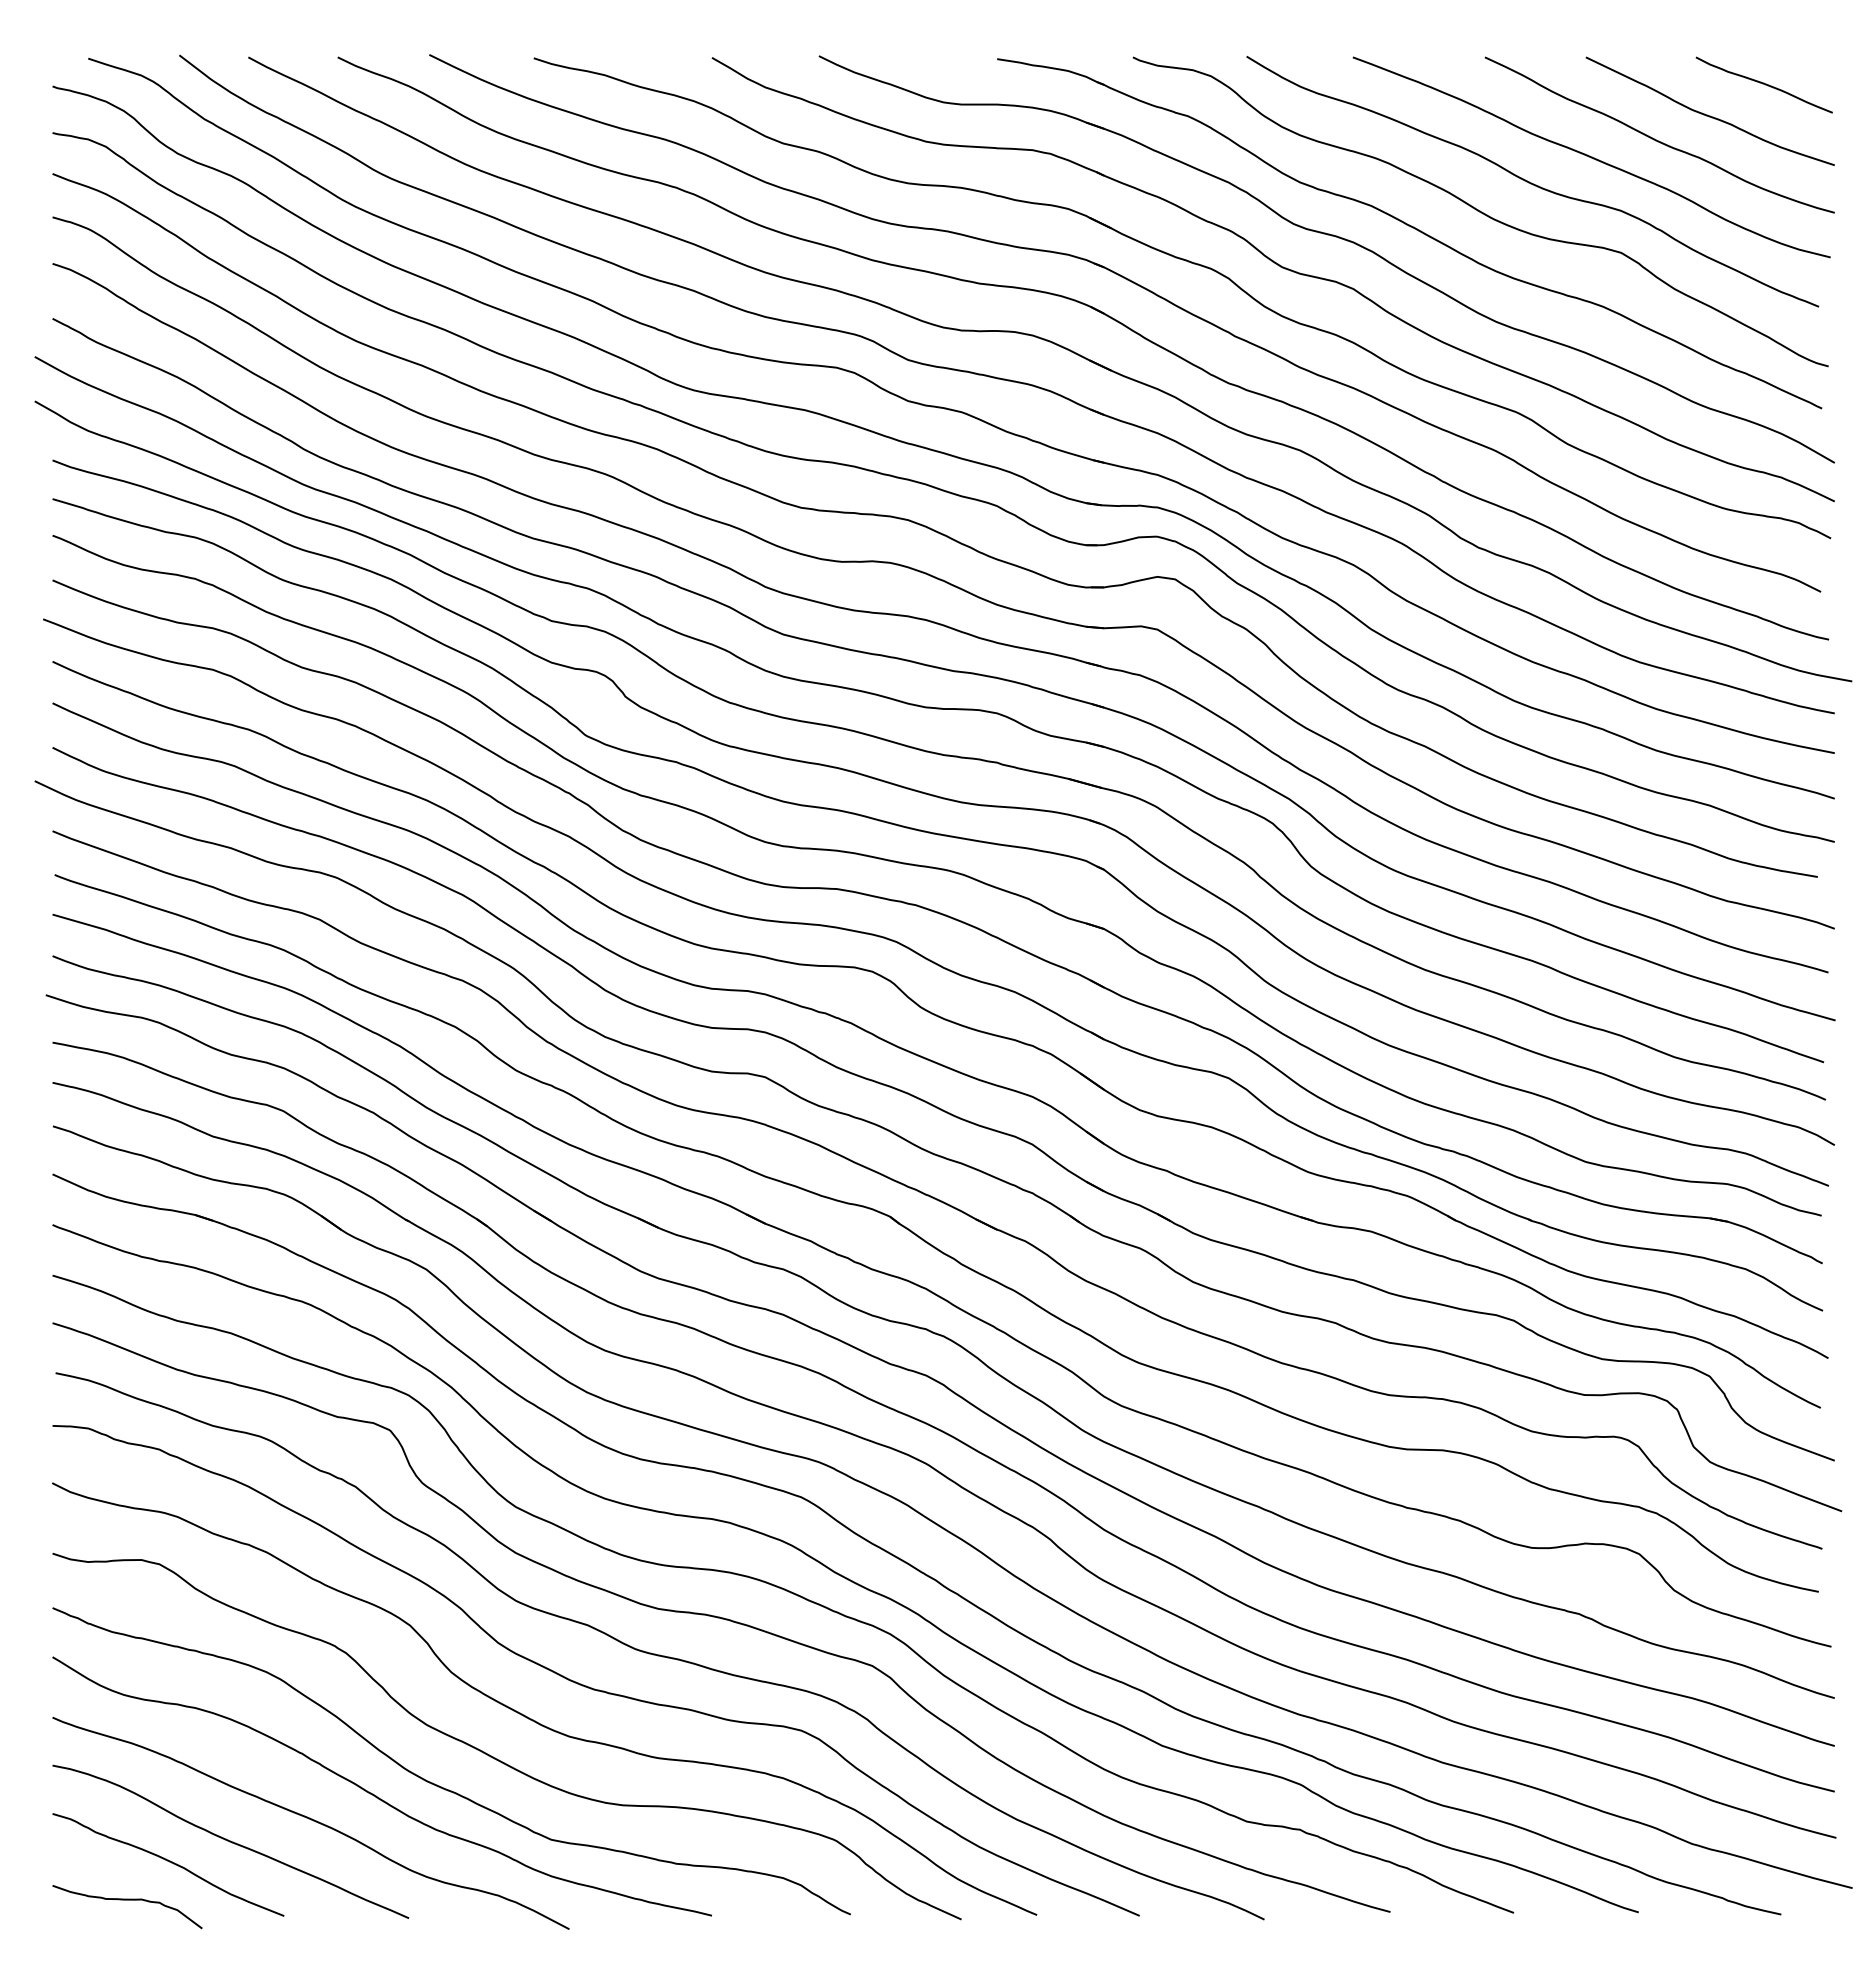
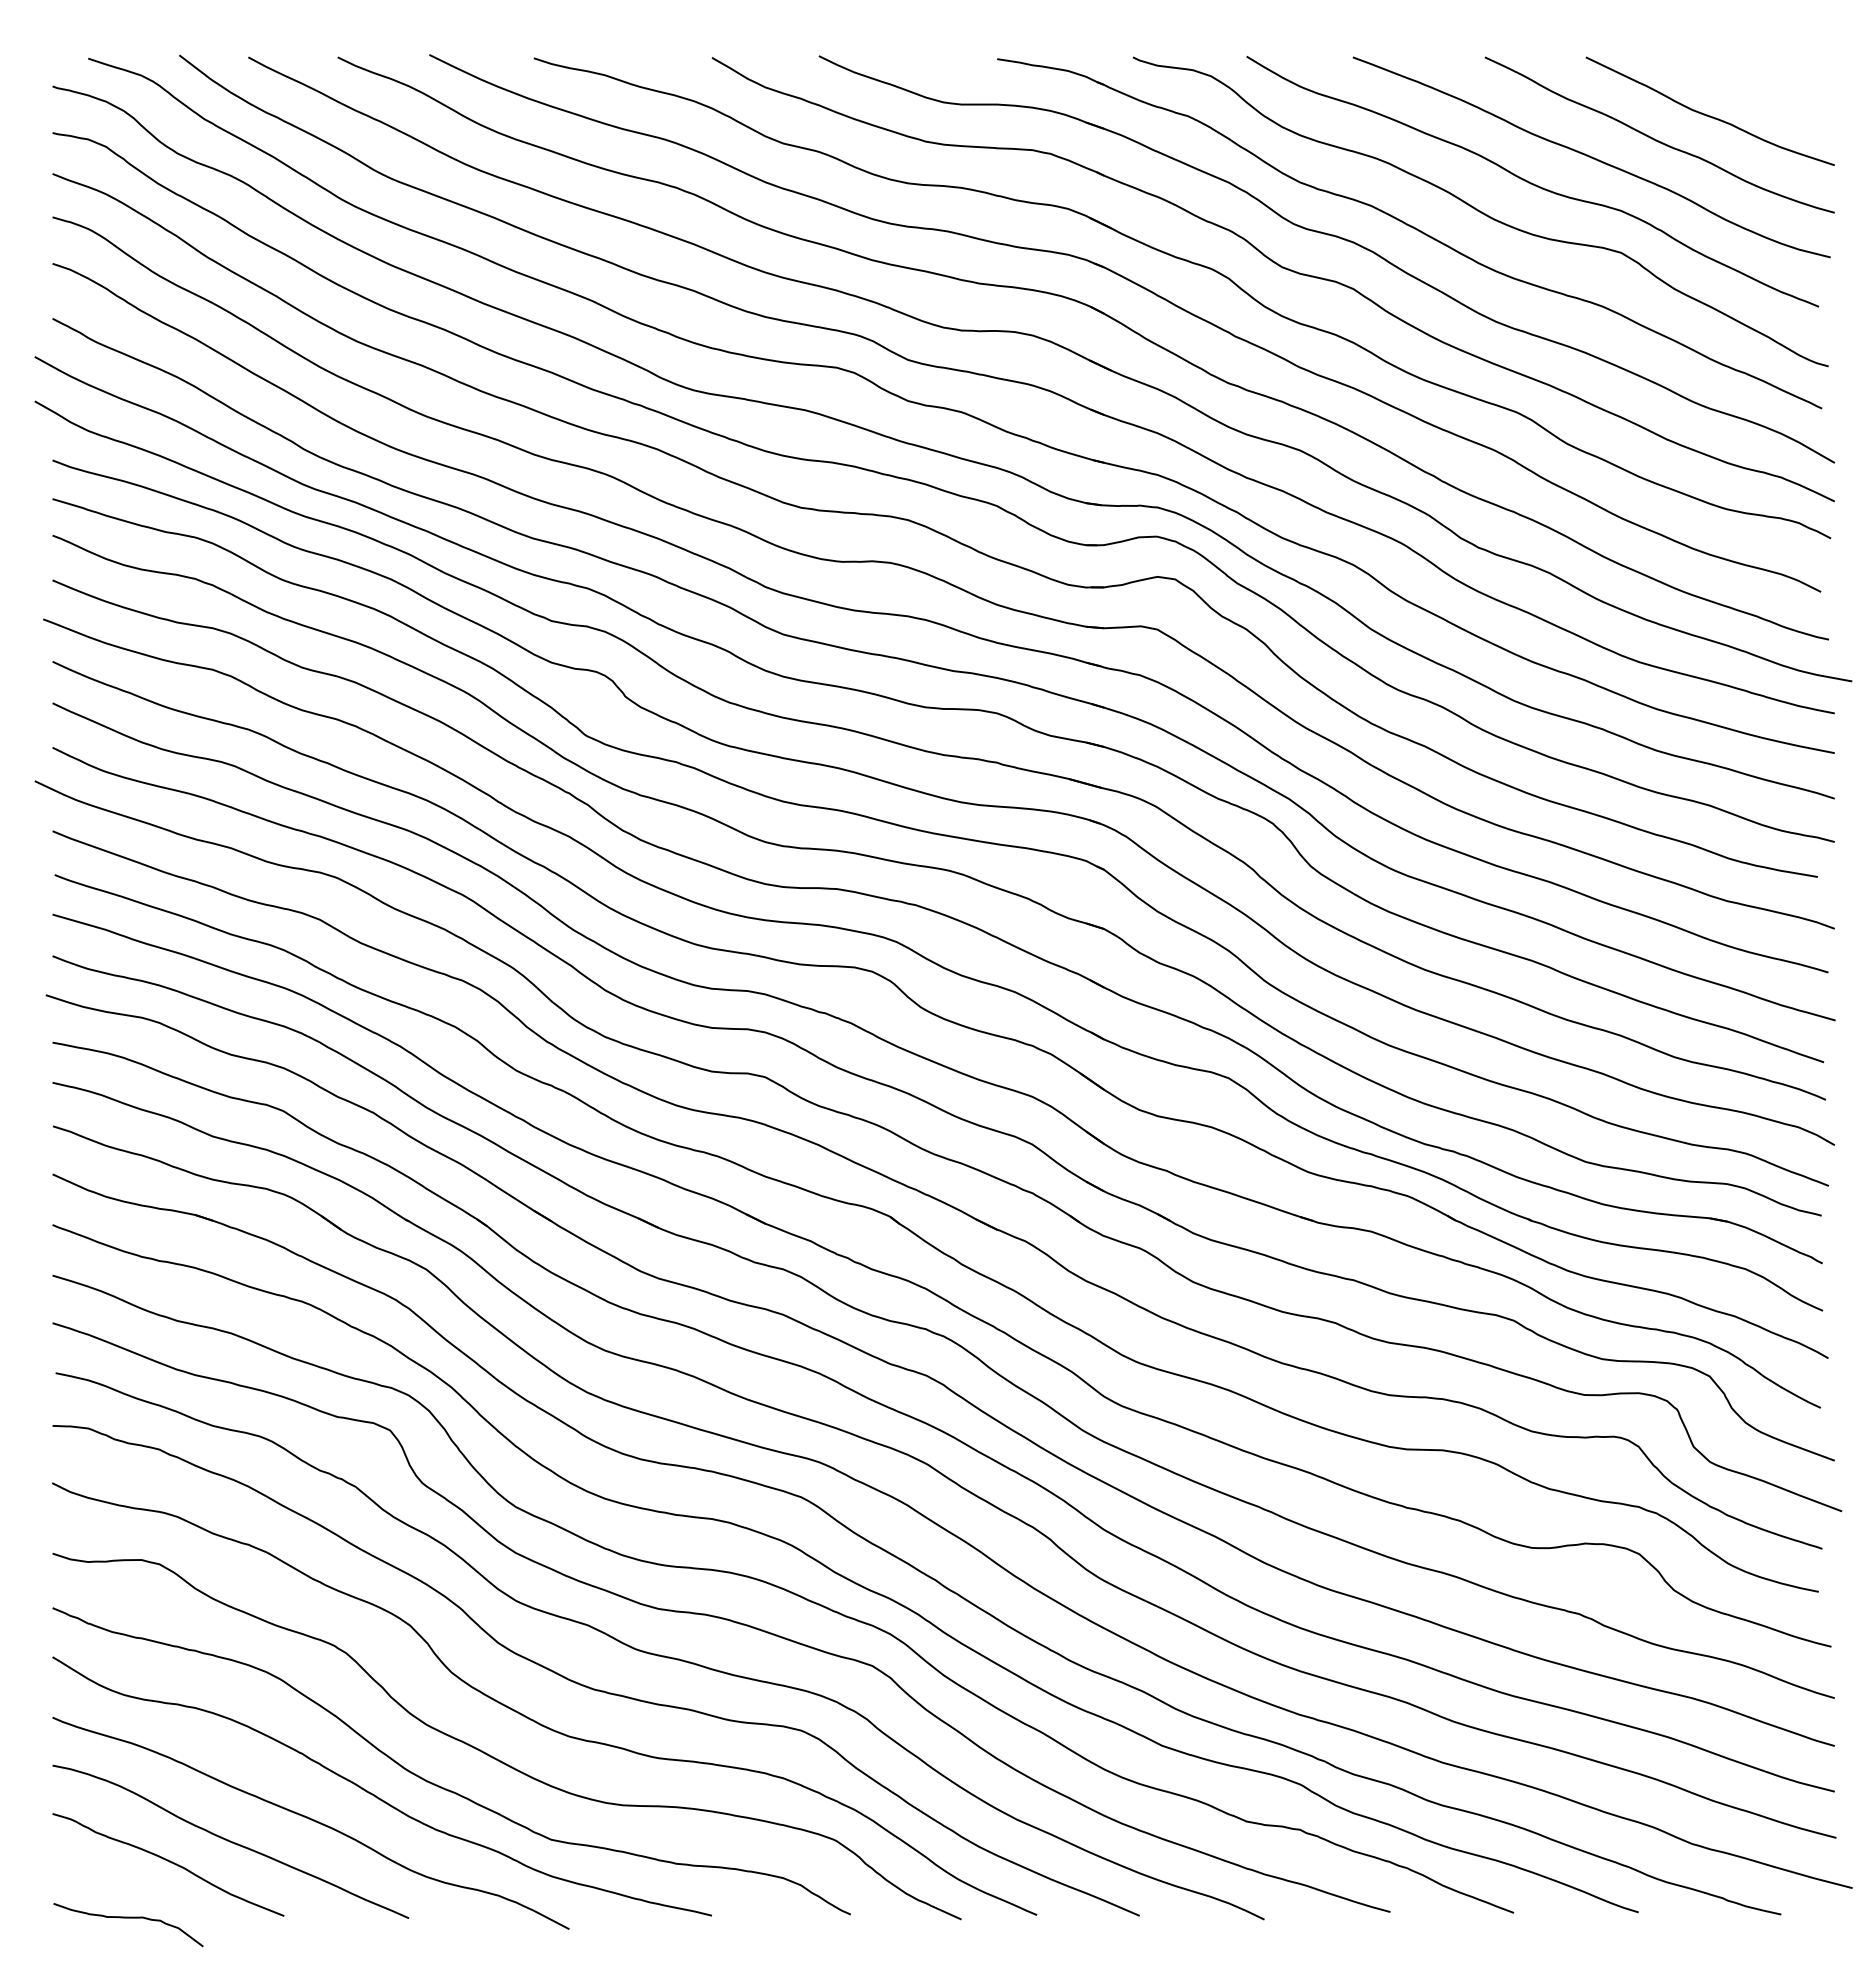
curve: present -> none (1763, 84)
curve position: (127, 1900) -> (128, 1918) (128, 1918)
